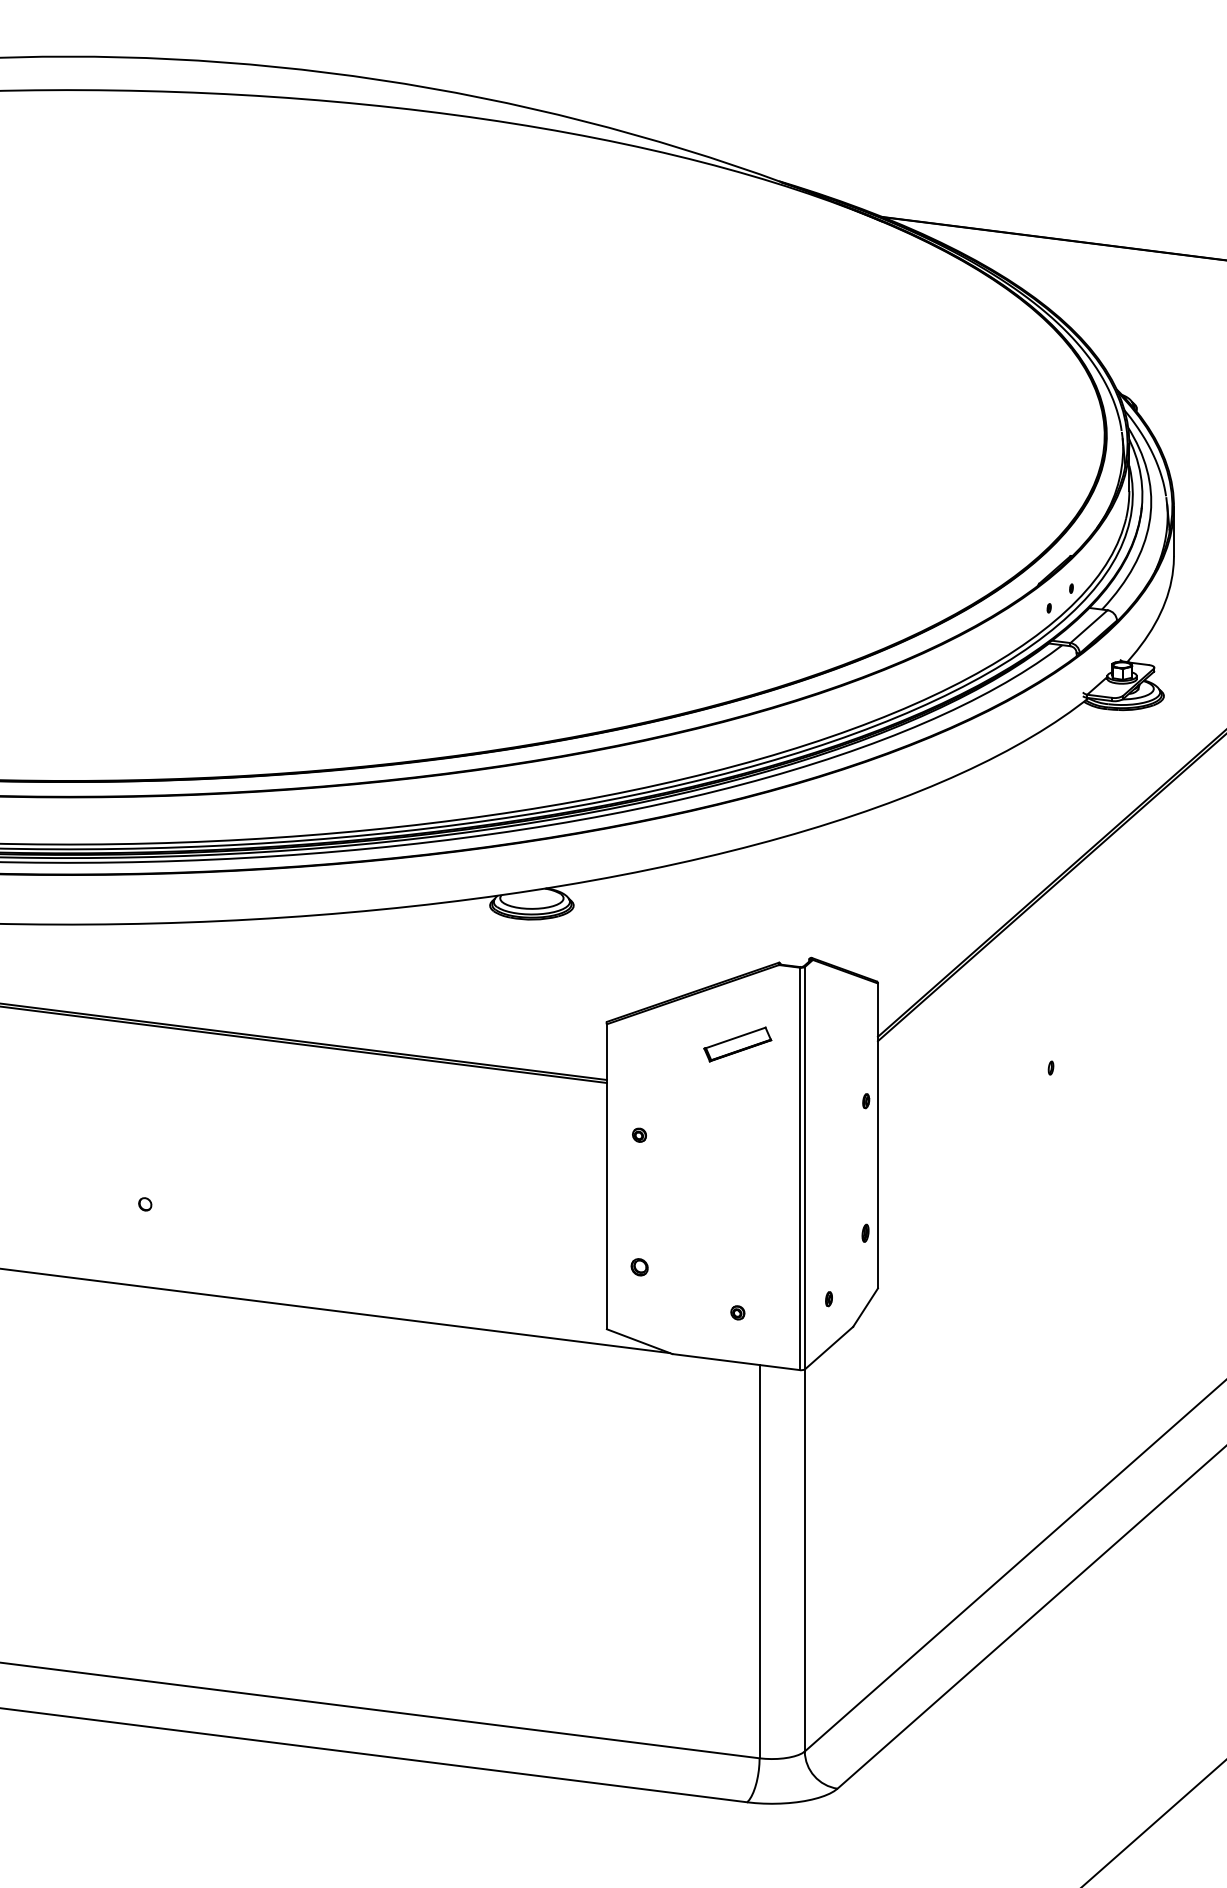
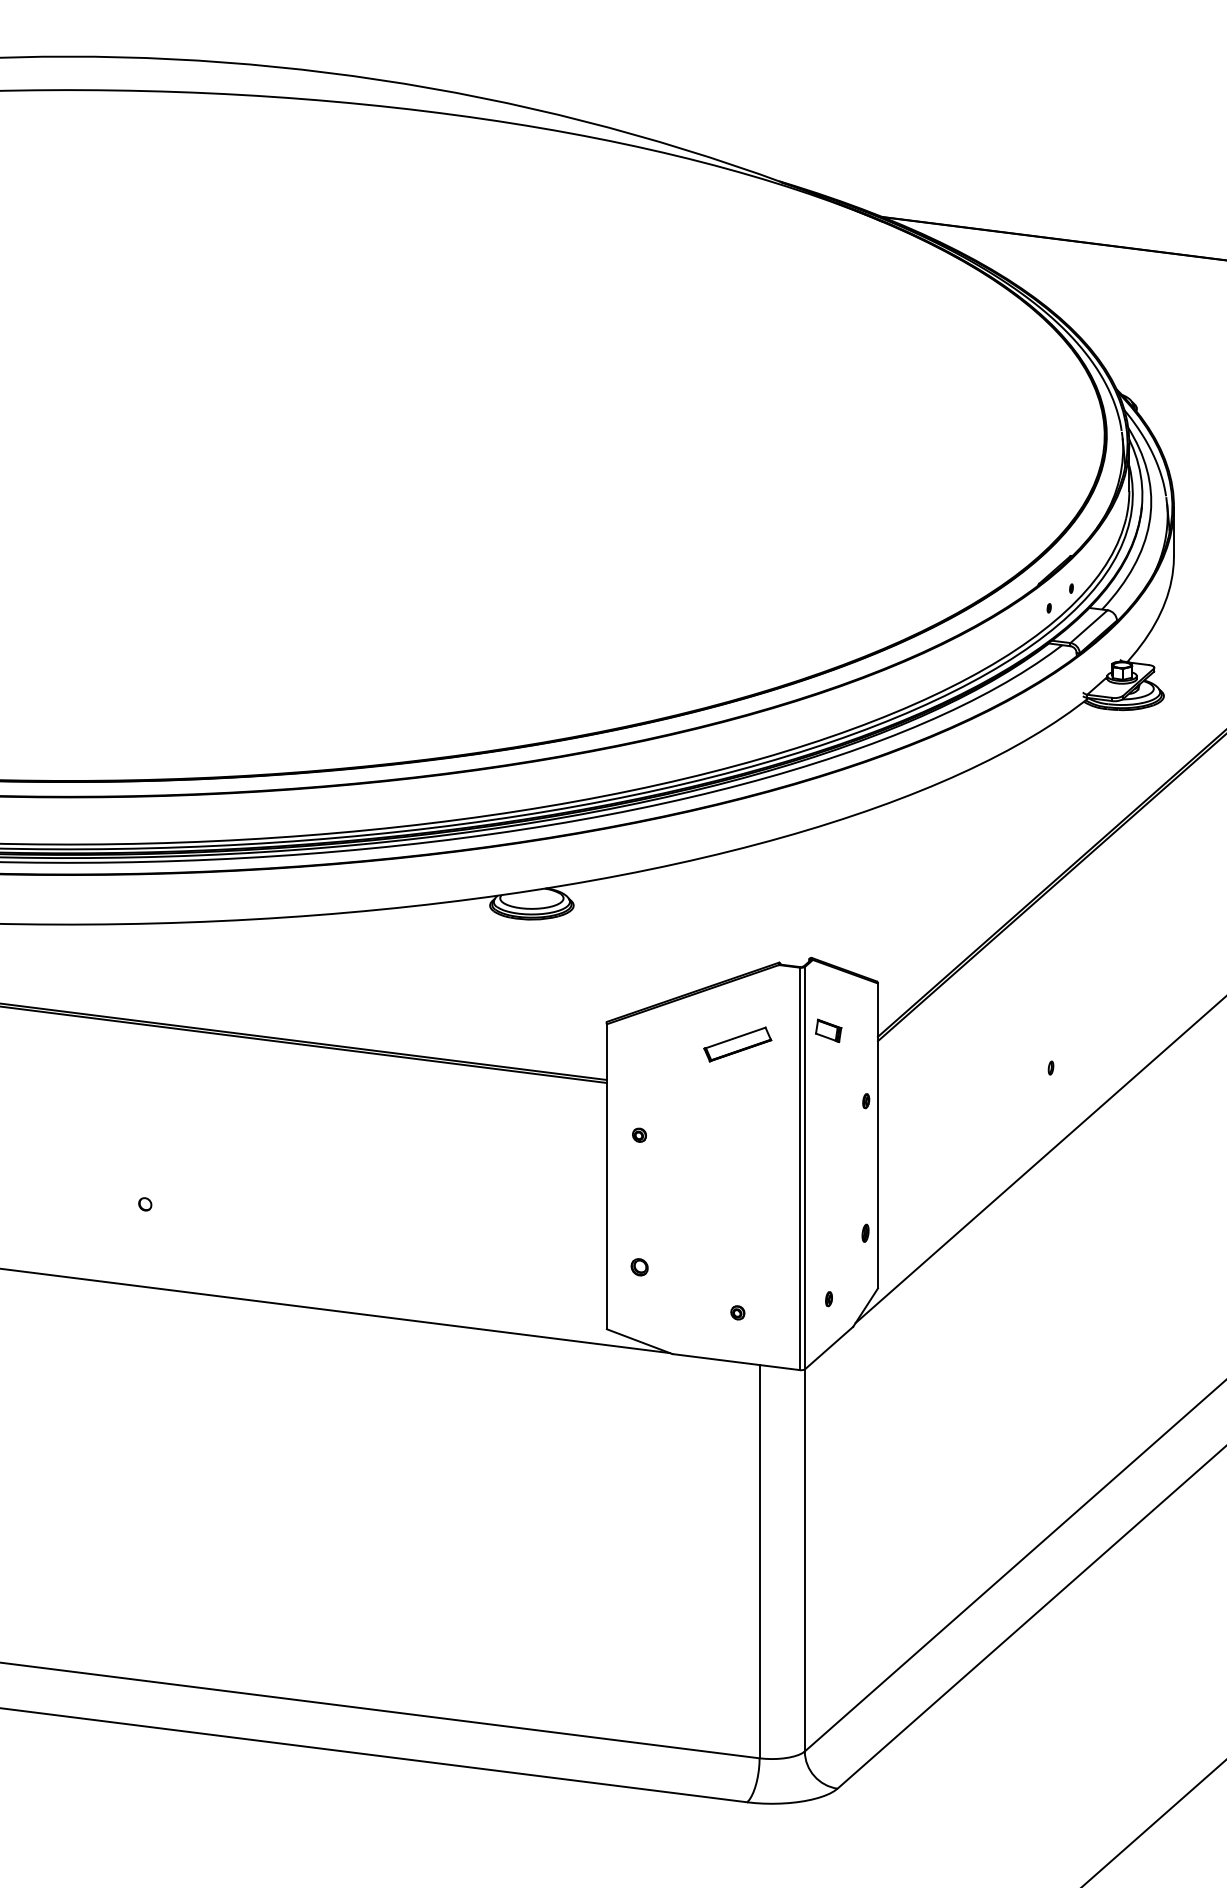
part: none -> present (828, 1030)
line: none -> present (1039, 1160)
